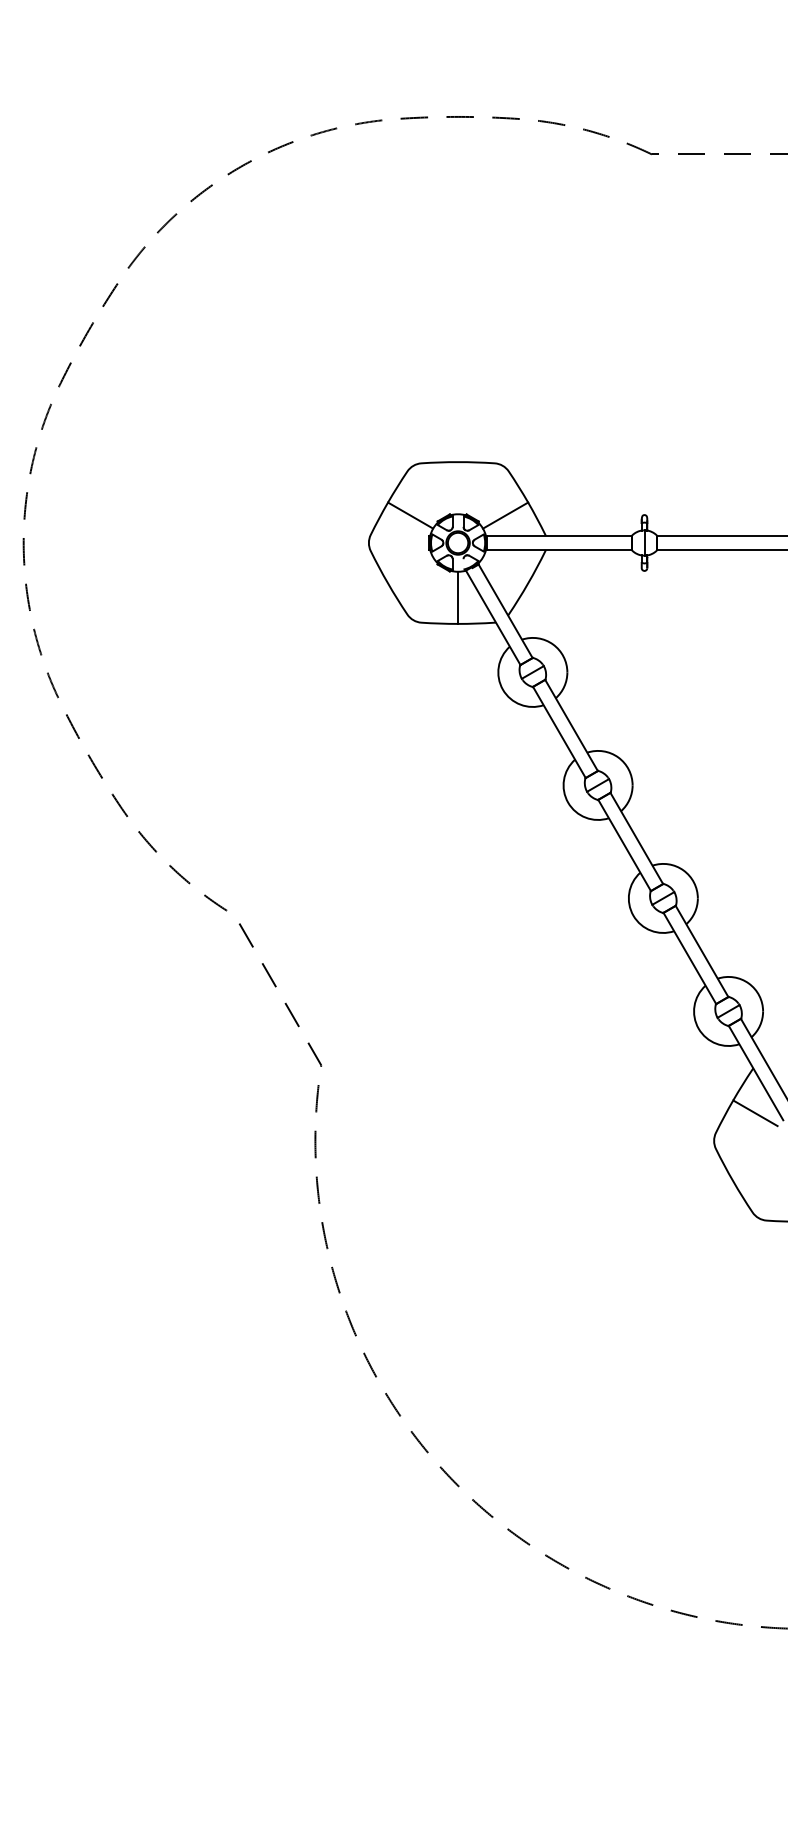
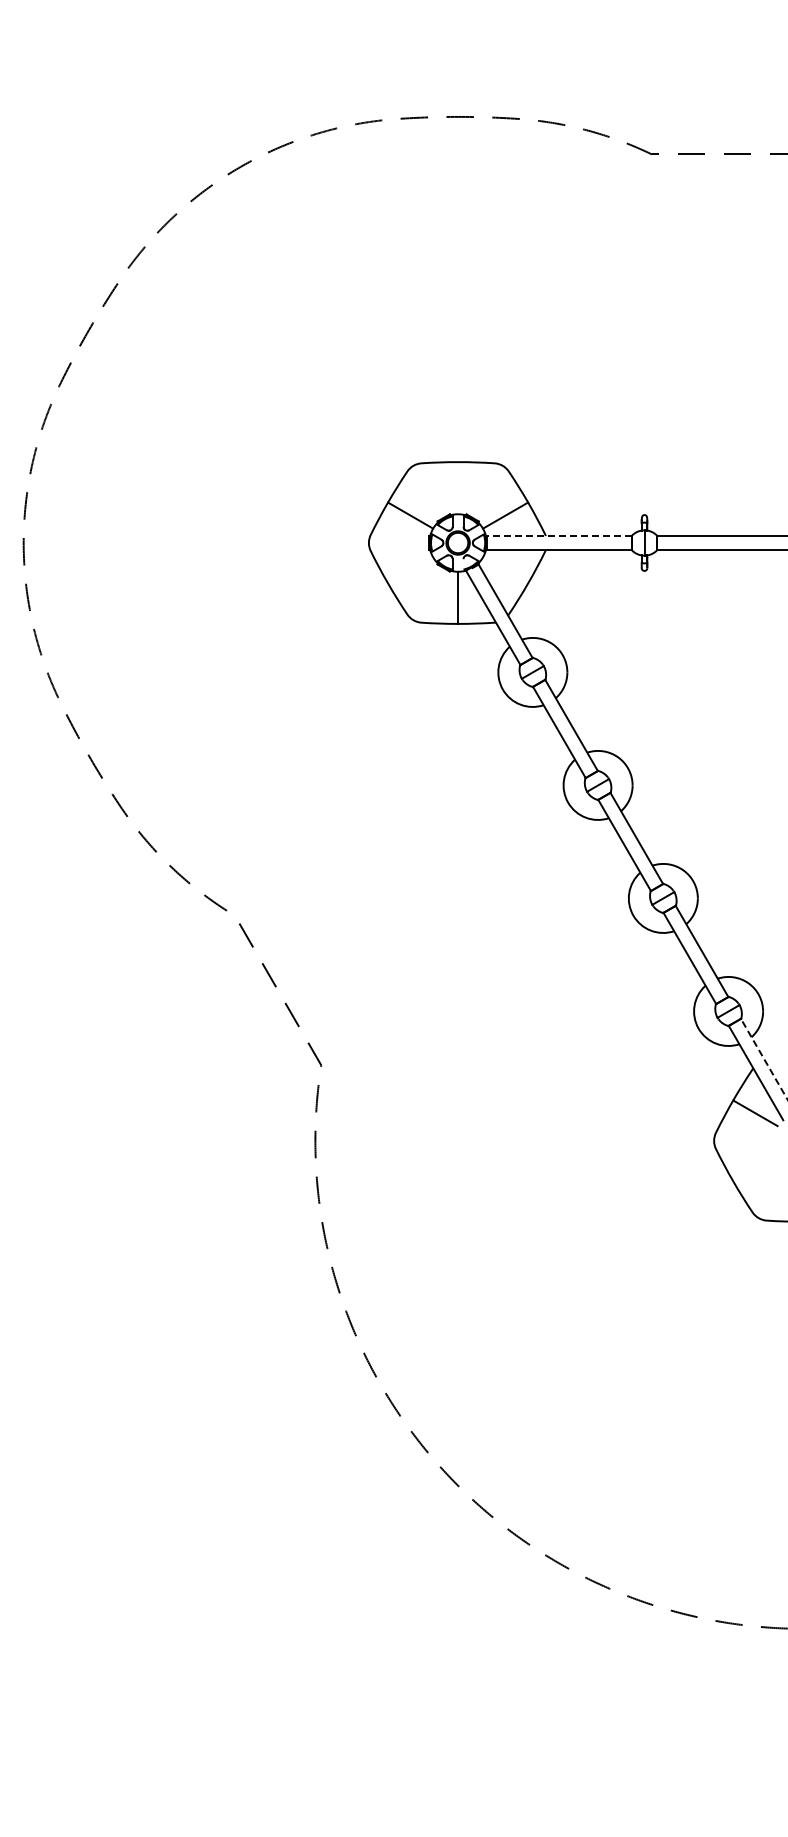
line: solid -> dashed (558, 536)
line: solid -> dashed (764, 1059)
